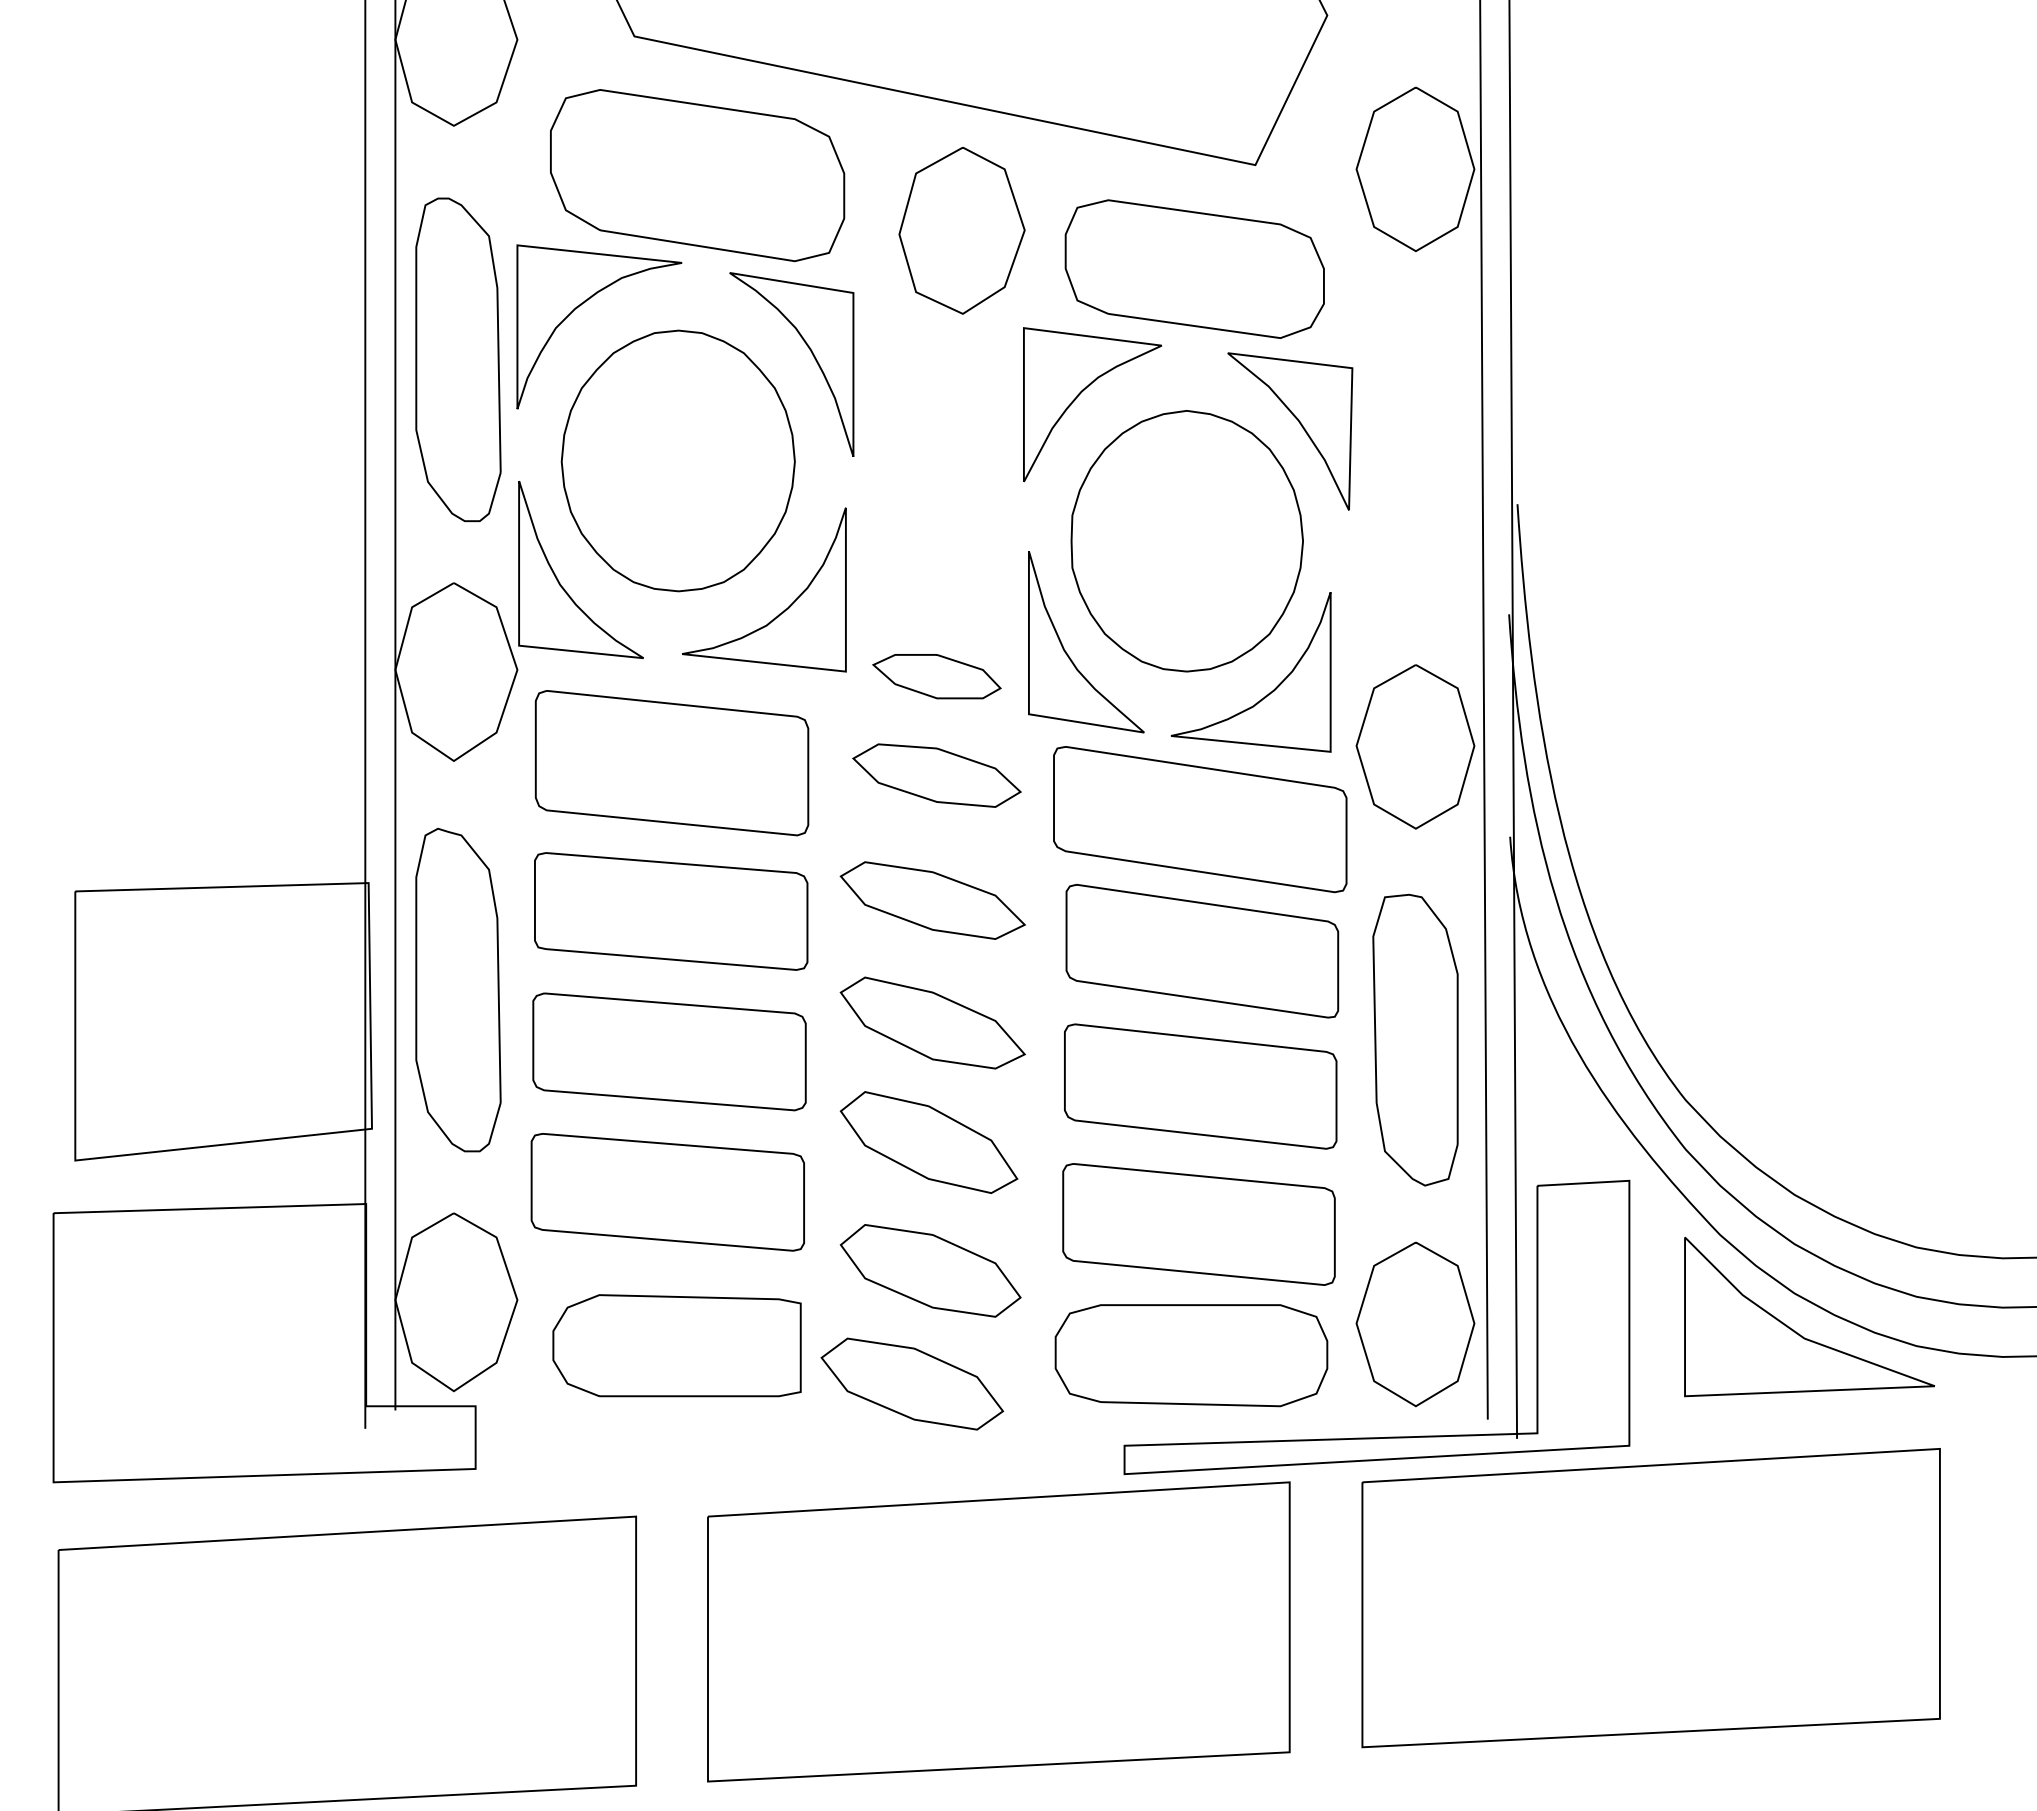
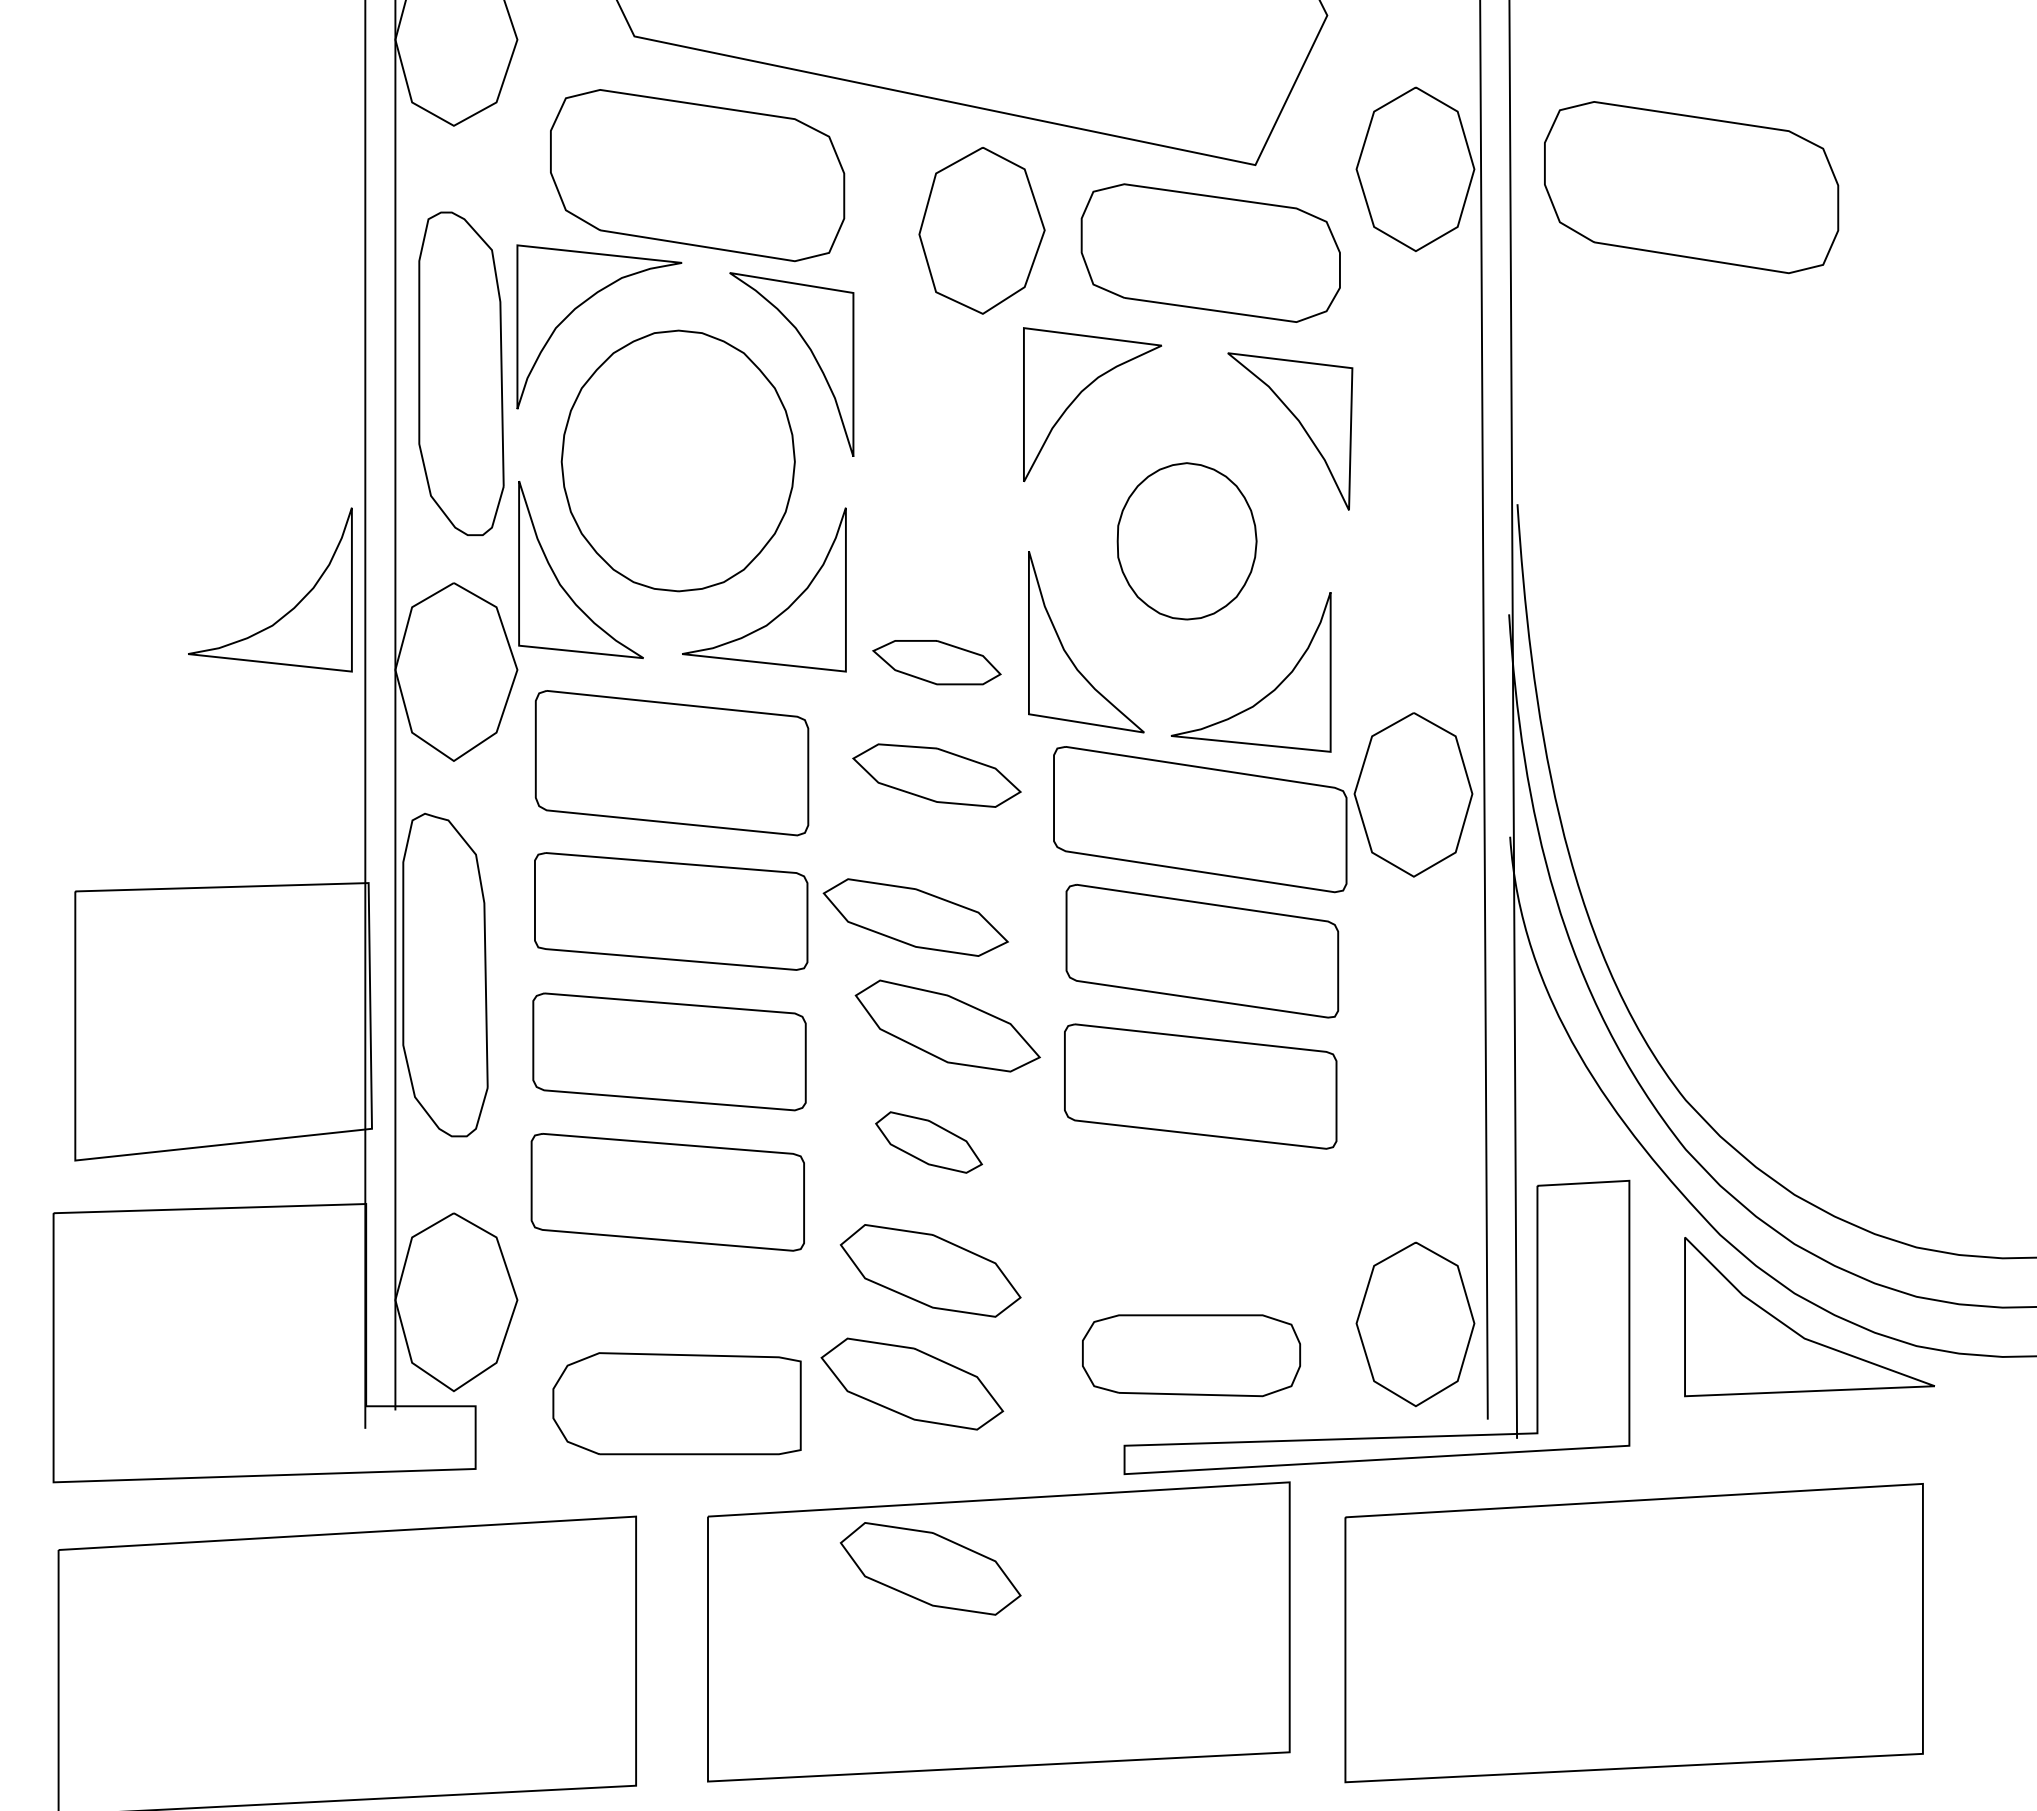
part: none -> present (1691, 187)
part position: (961, 230) -> (981, 230) (981, 230)
part position: (1194, 268) -> (1210, 252) (1210, 252)
part position: (458, 359) -> (461, 373) (461, 373)
part size: 234x263 px -> 142x159 px (1186, 541)
part: none -> present (290, 609)
part position: (936, 676) -> (936, 662) (936, 662)
part position: (1415, 746) -> (1413, 794) (1413, 794)
part position: (932, 900) -> (915, 917) (915, 917)
part position: (458, 989) -> (445, 974) (445, 974)
part position: (932, 1022) -> (947, 1025) (947, 1025)
part: present -> none (1415, 1039)
part size: 180x103 px -> 108x63 px (928, 1142)
part: present -> none (1198, 1224)
part position: (676, 1345) -> (676, 1403) (676, 1403)
part size: 275x104 px -> 220x84 px (1191, 1355)
part: none -> present (930, 1568)
part position: (1650, 1598) -> (1633, 1633) (1633, 1633)
